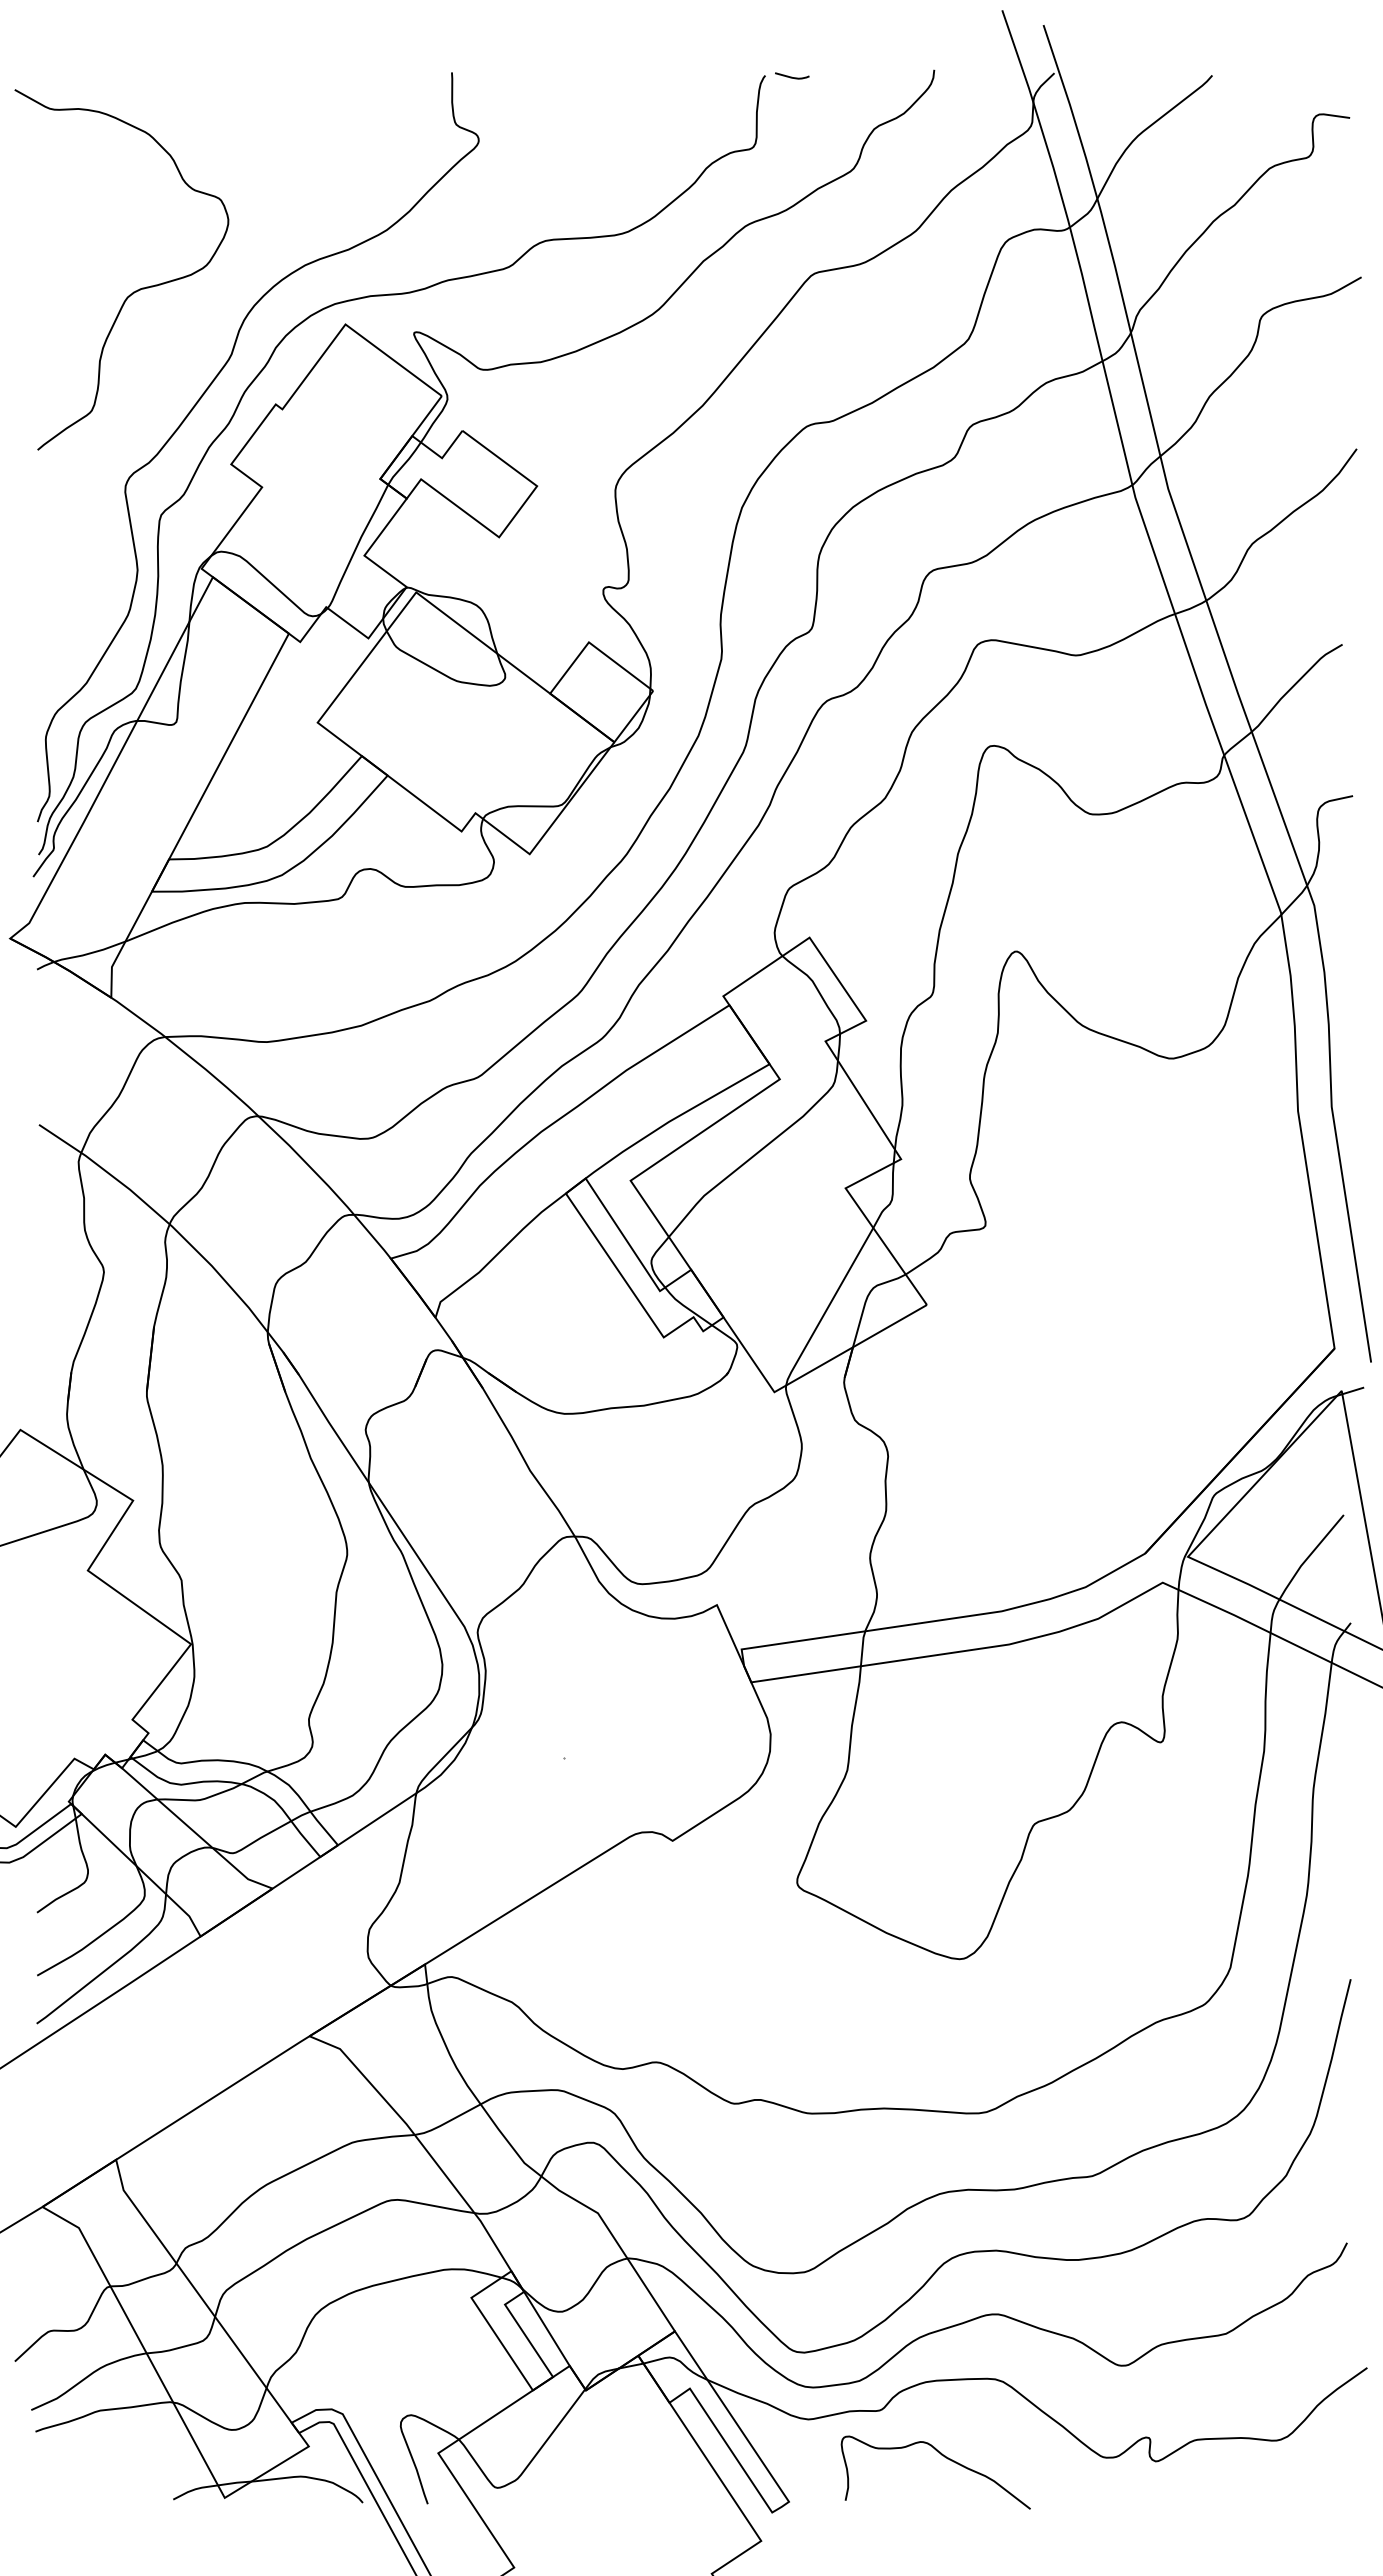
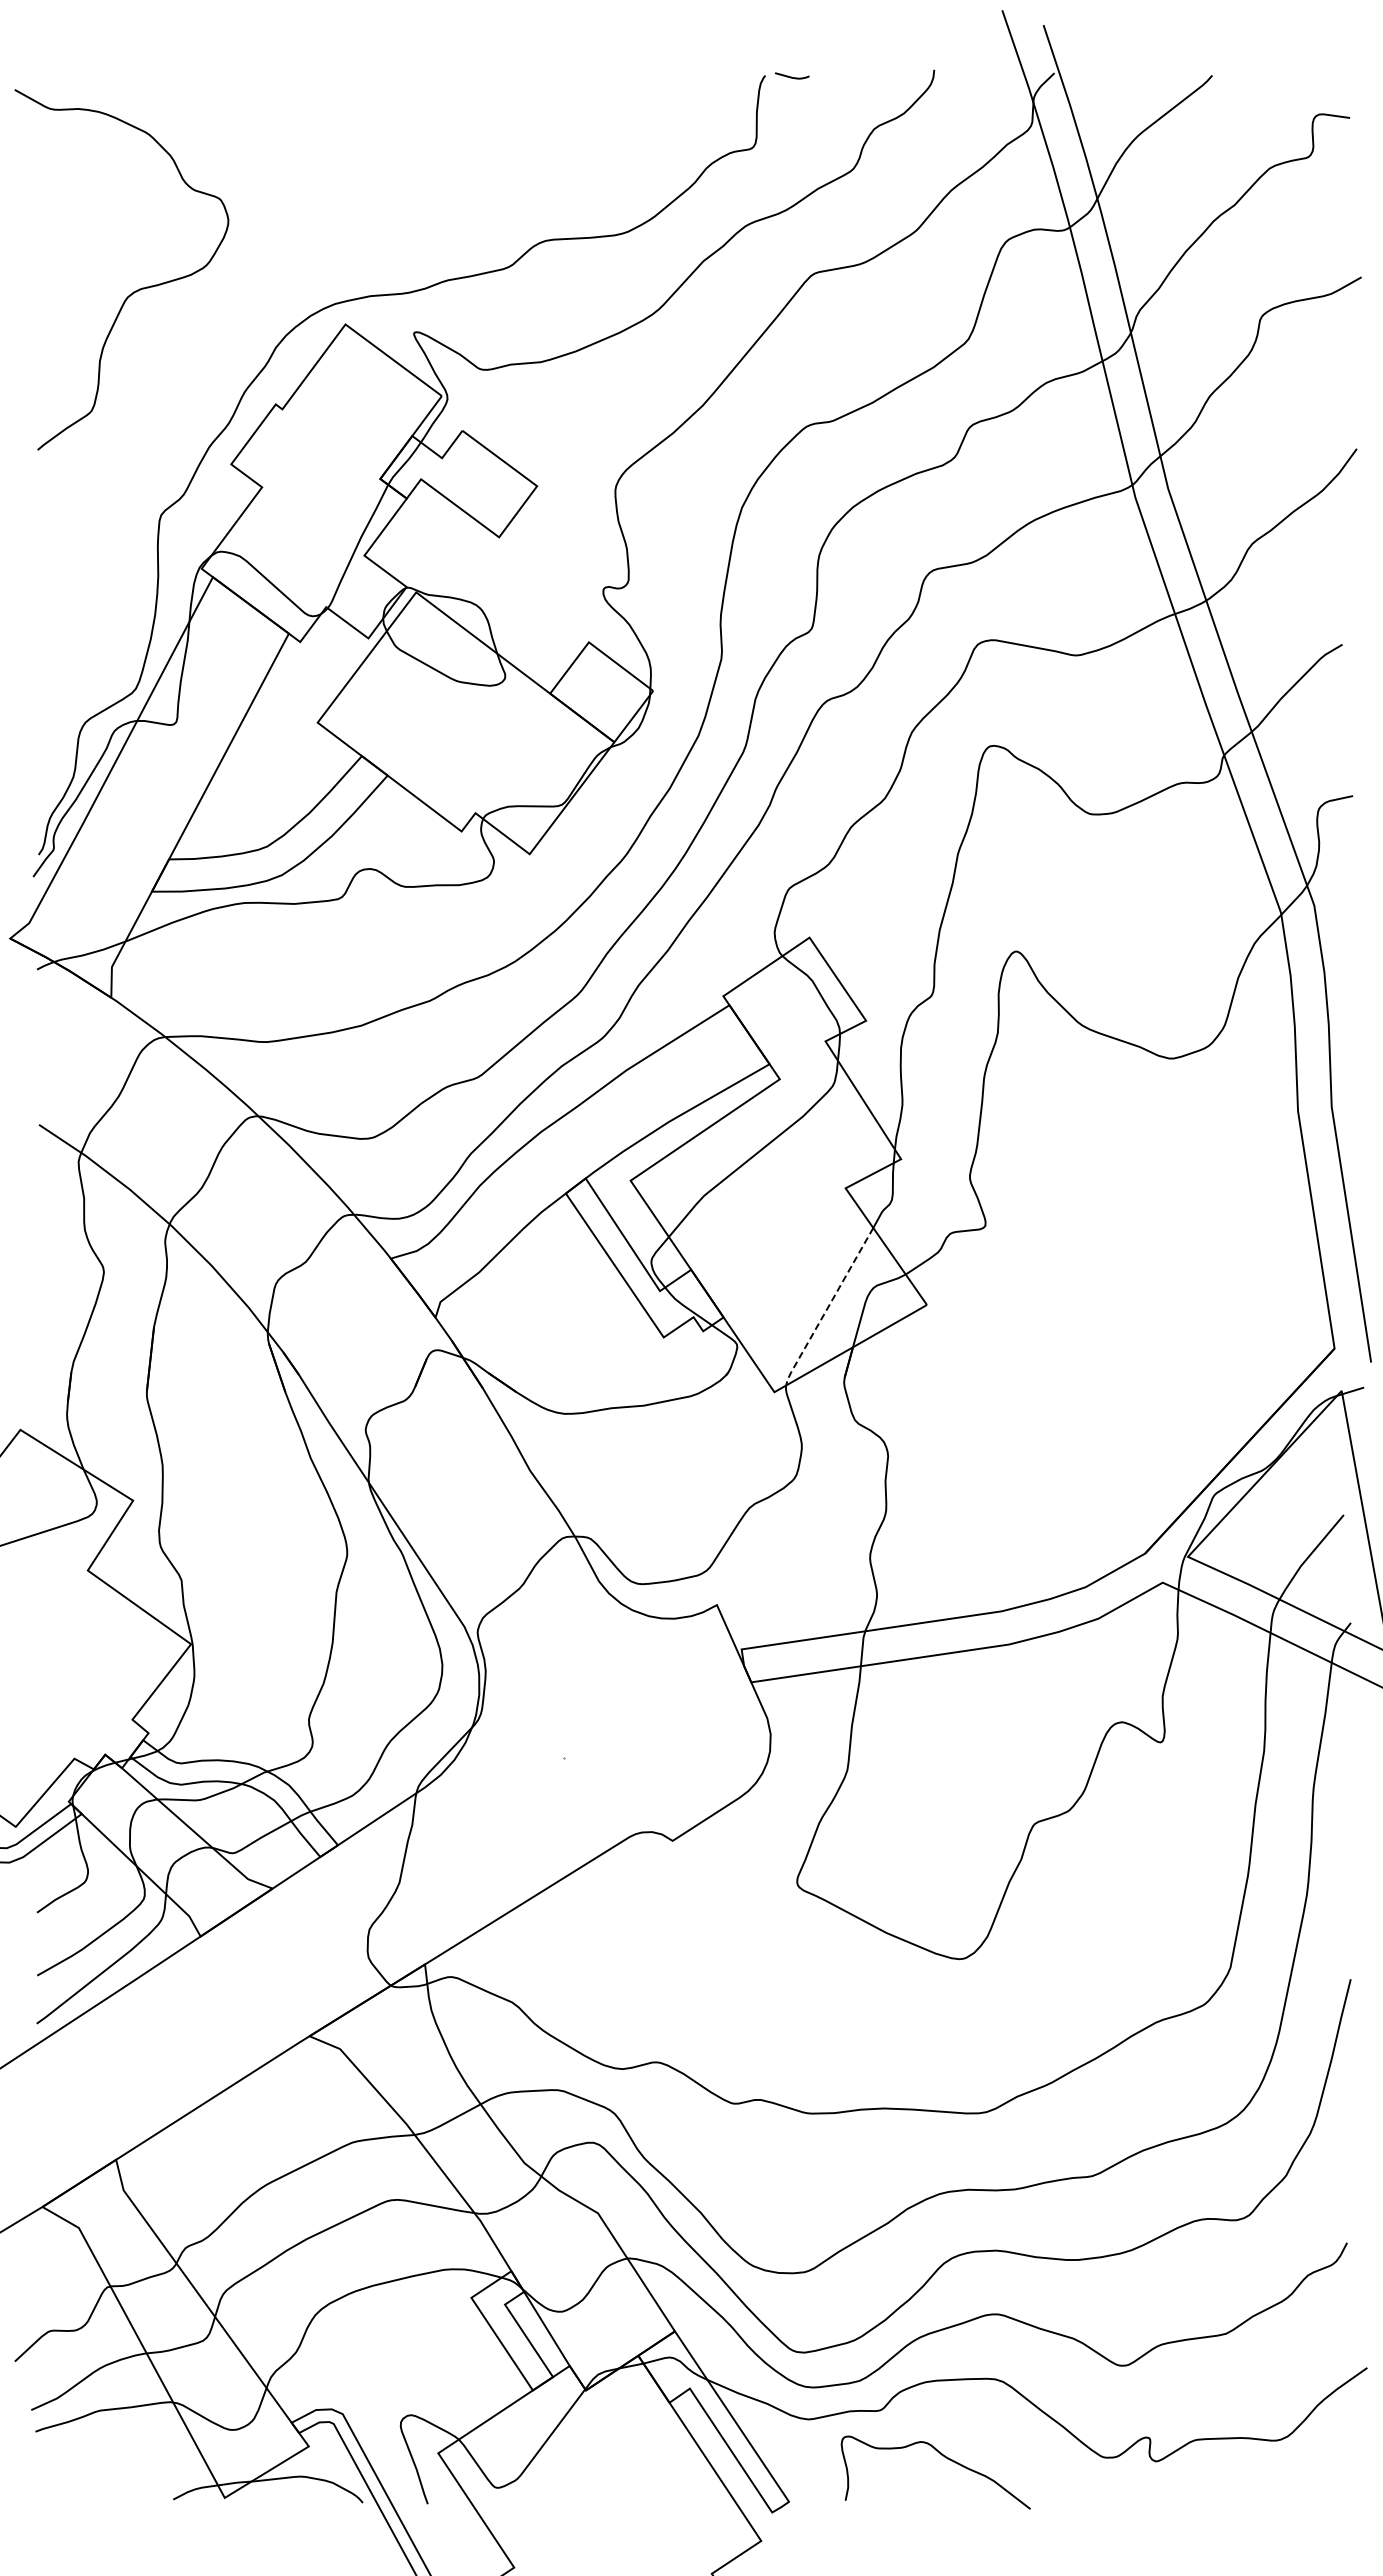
curve: present -> none (199, 401)
line: solid -> dashed (827, 1307)
